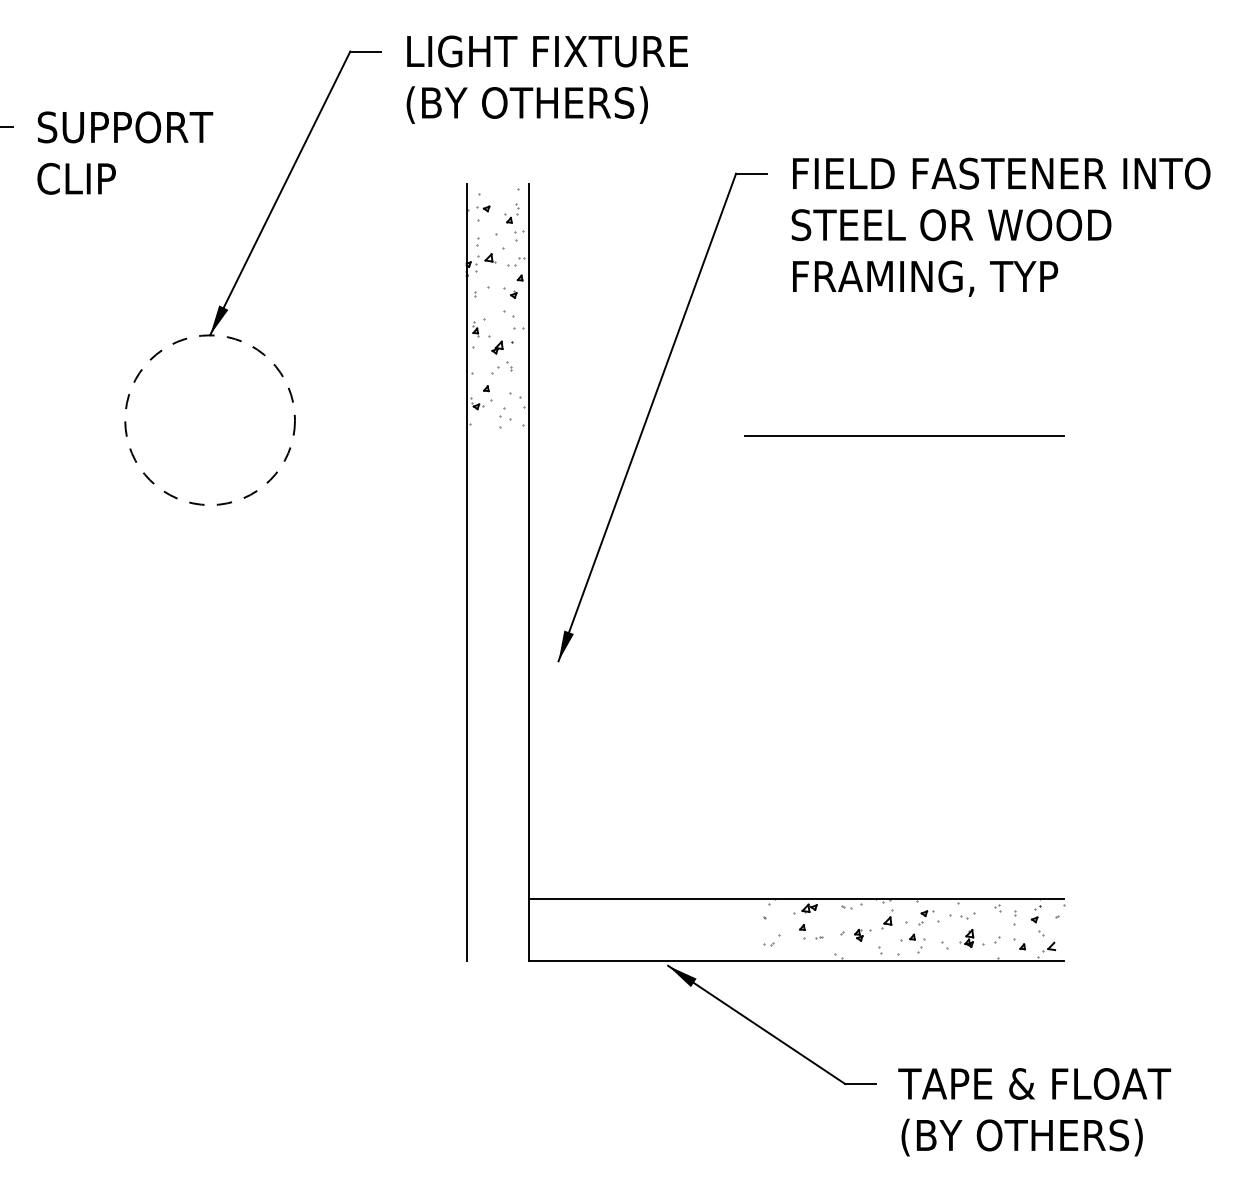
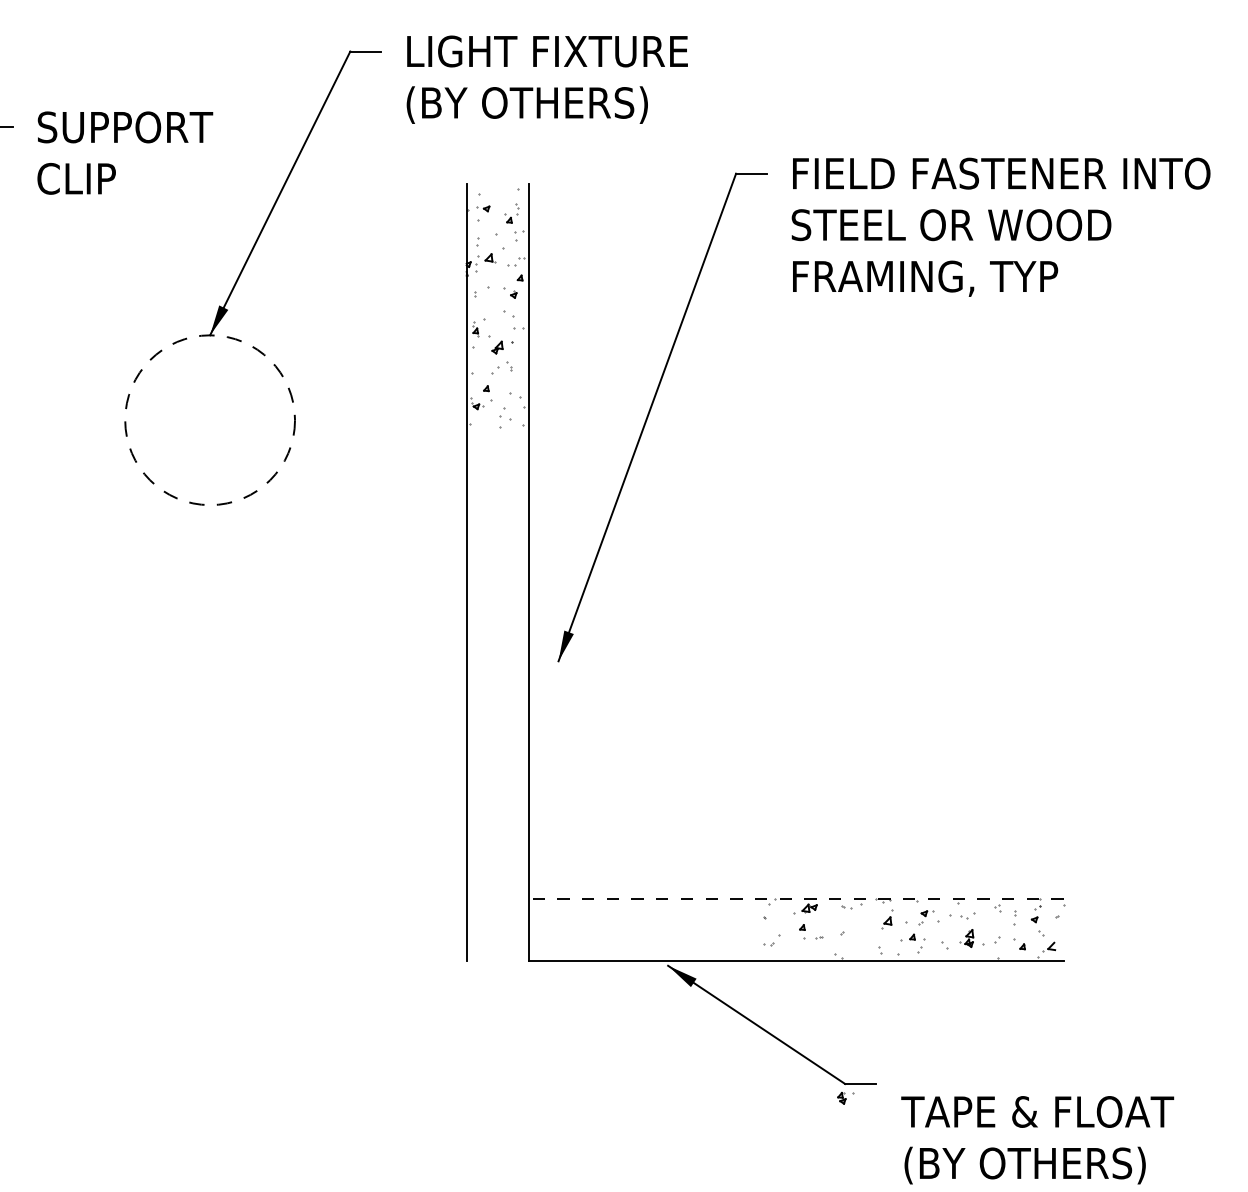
line: present -> none (903, 435)
line: solid -> dashed (796, 898)
part position: (862, 935) -> (845, 1098) (845, 1098)
text position: (1034, 1112) -> (1037, 1140) (1037, 1140)
